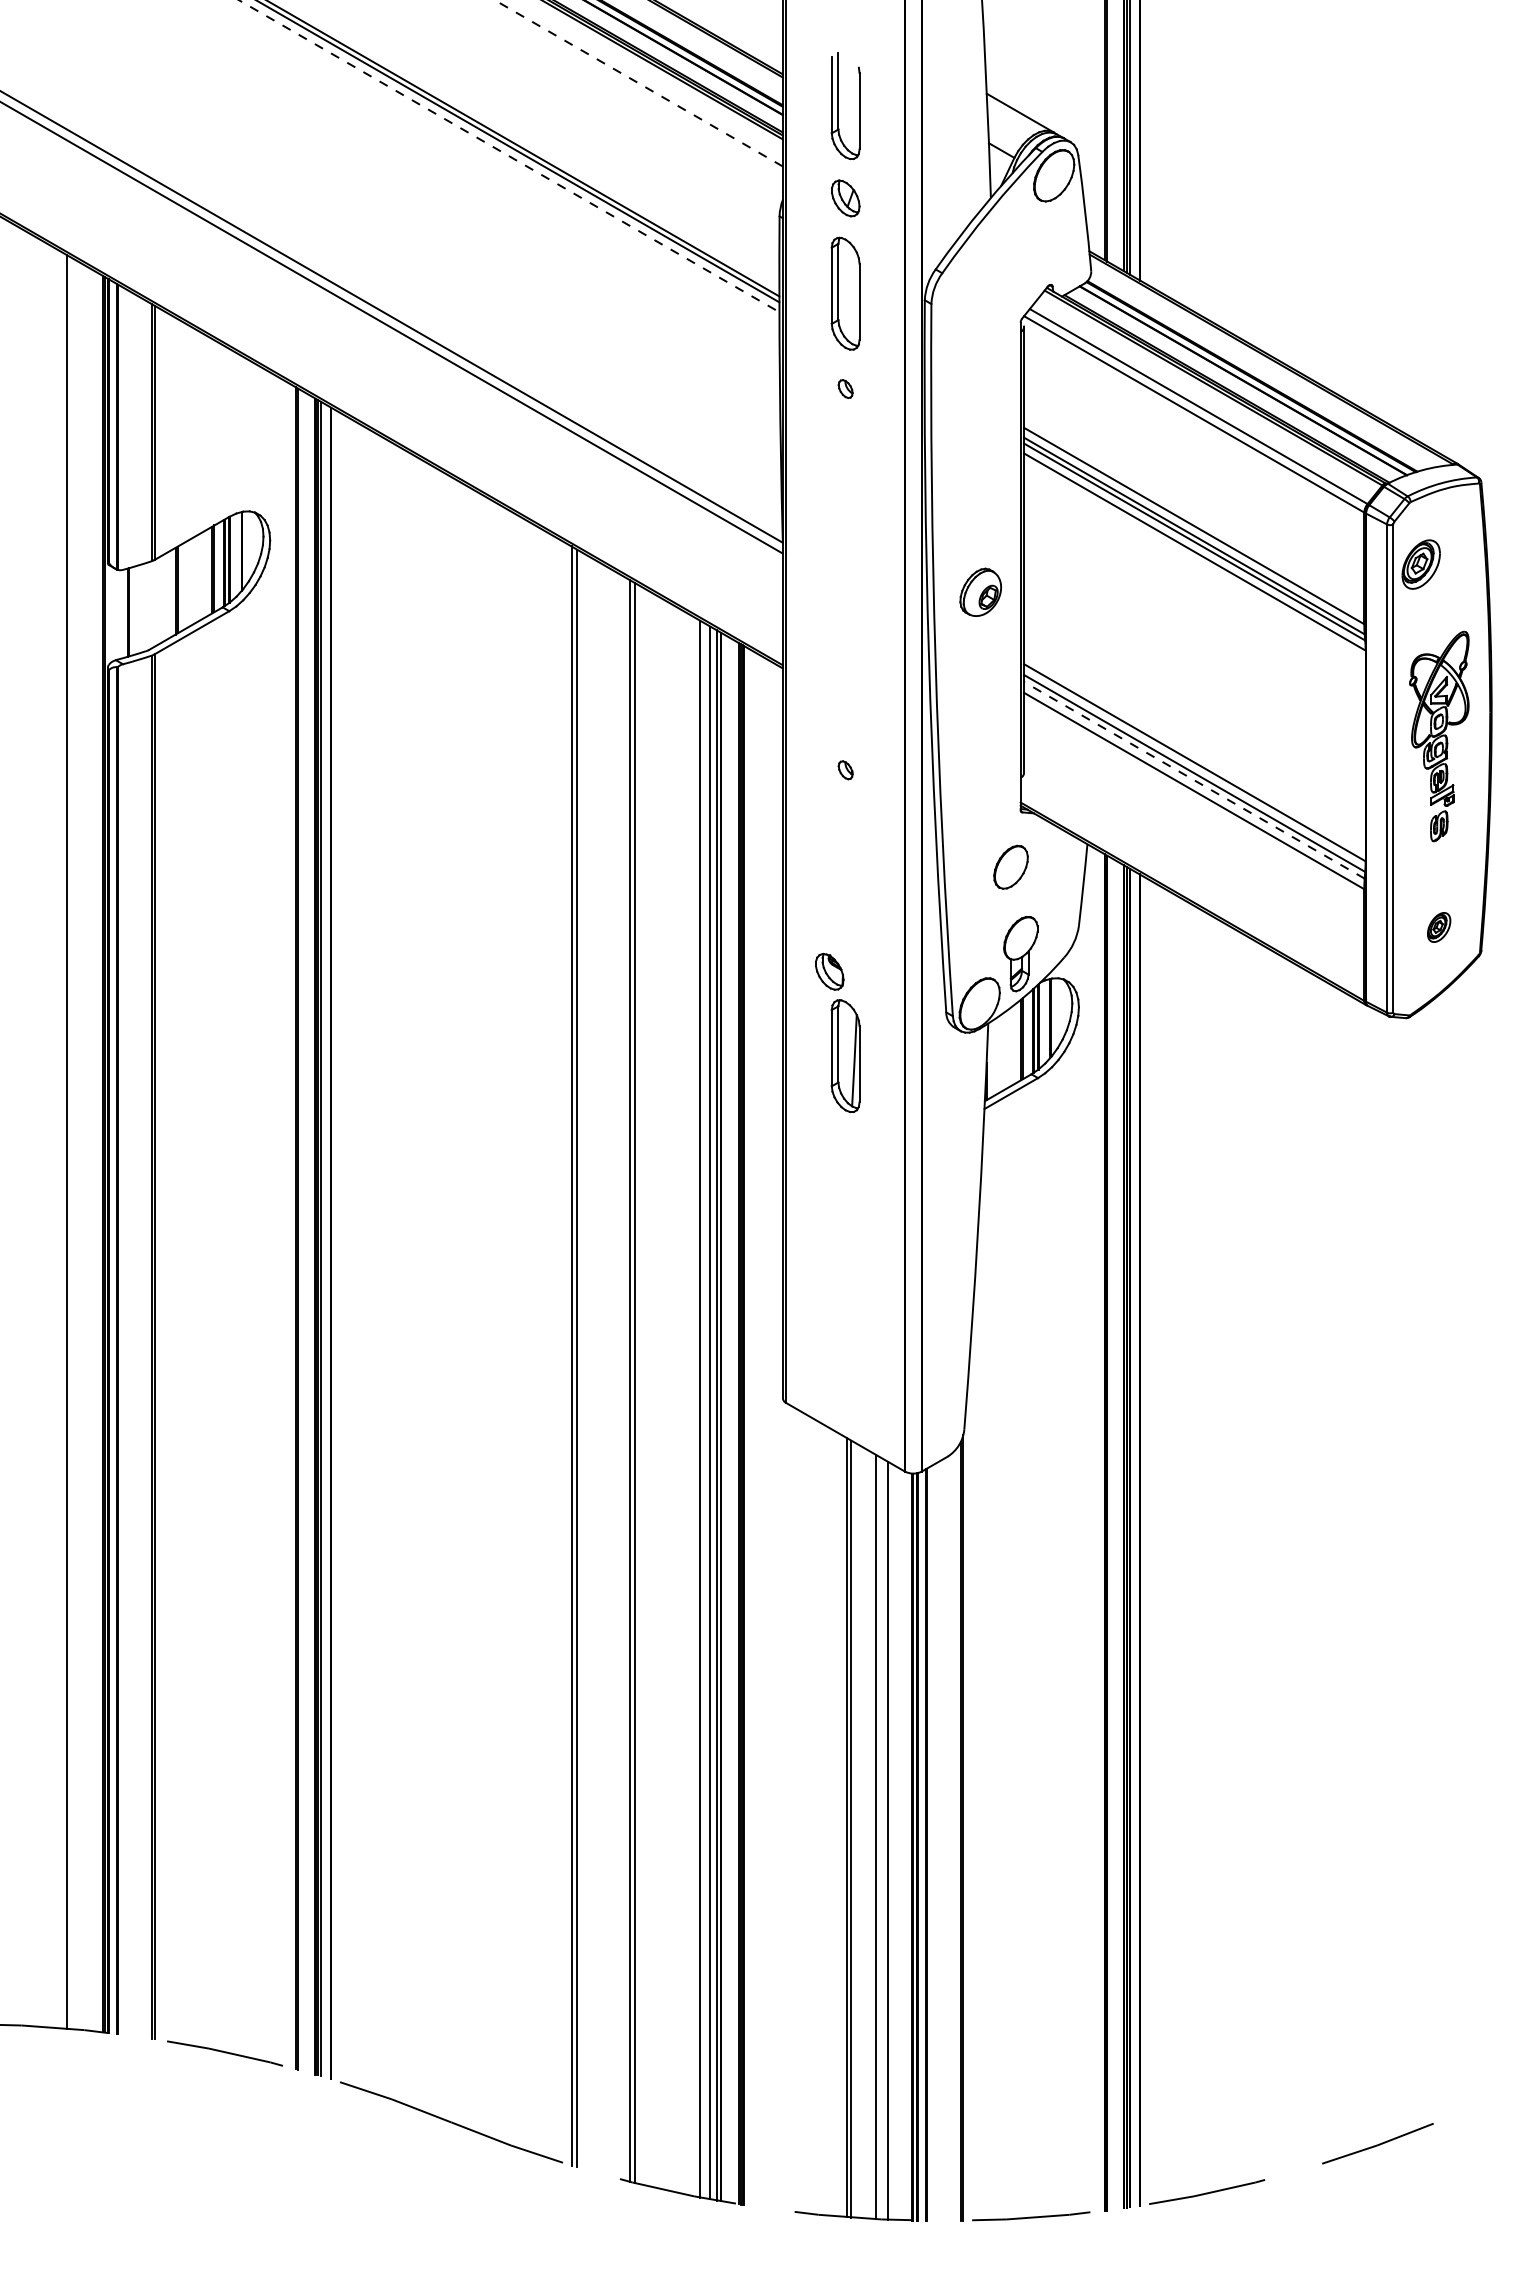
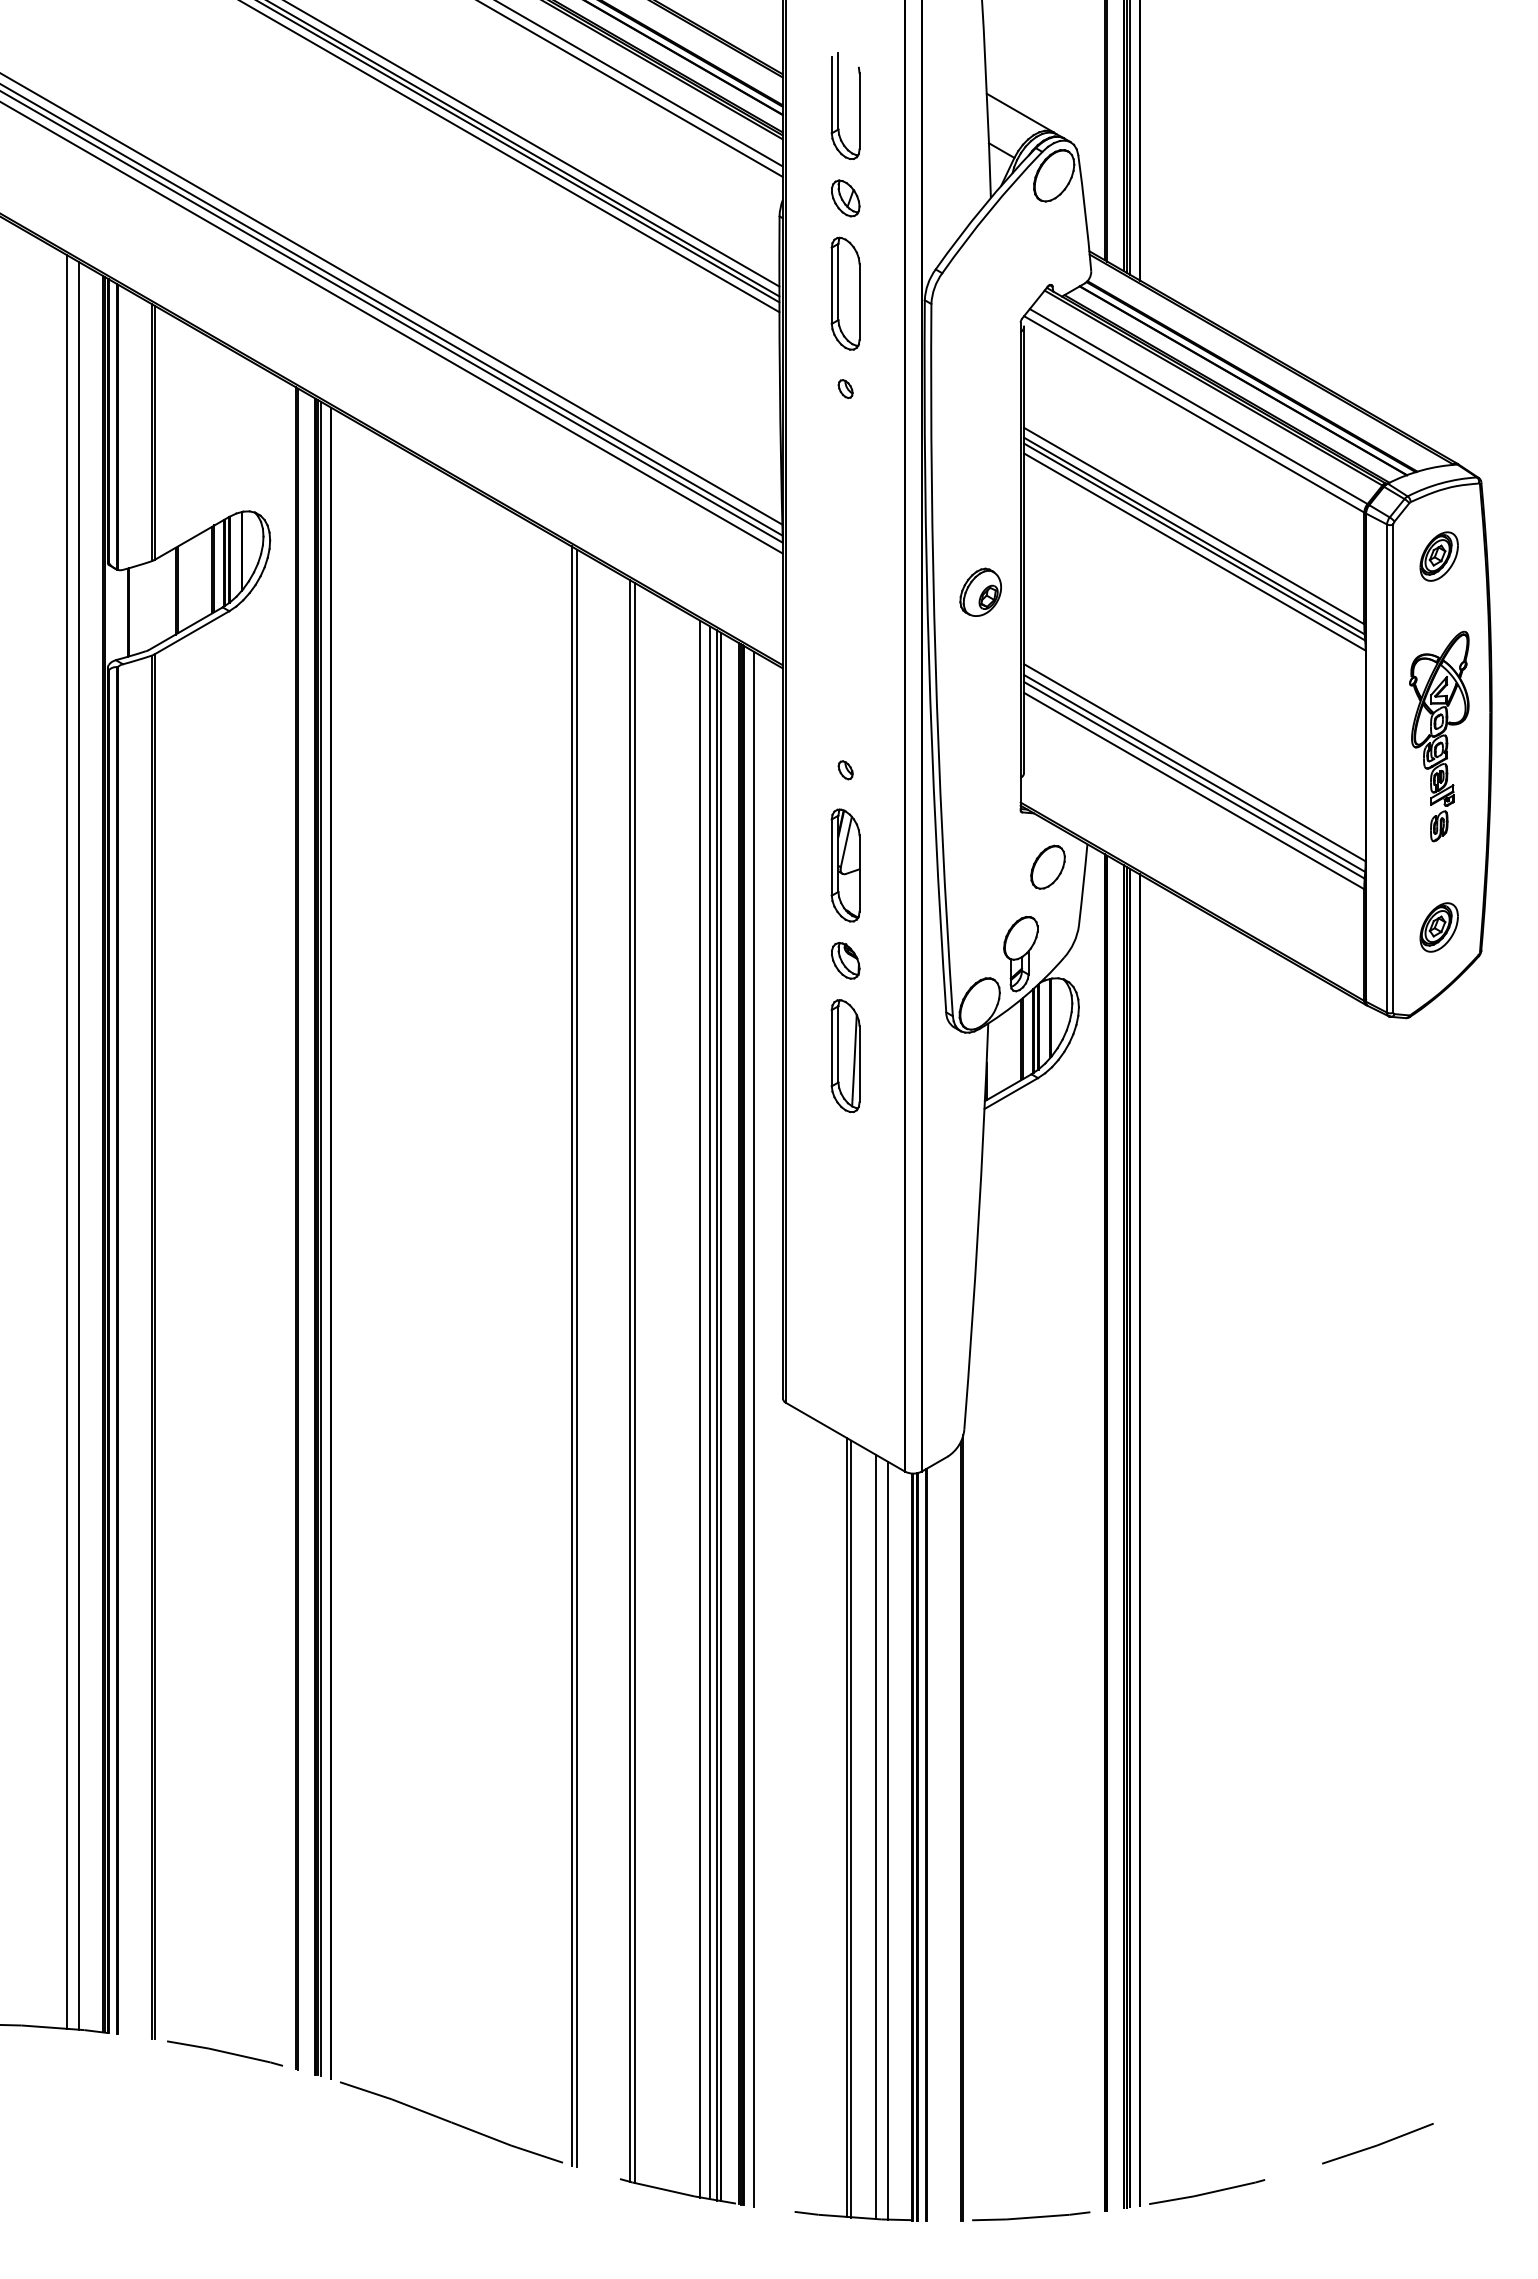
line: dashed -> solid (638, 83)
line: none -> present (631, 89)
line: none -> present (533, 144)
line: dashed -> solid (509, 156)
line: none -> present (392, 299)
line: none -> present (392, 310)
part position: (1420, 564) -> (1438, 556) (1438, 556)
line: dashed -> solid (1194, 780)
part: none -> present (845, 865)
part position: (1010, 866) -> (1047, 866) (1047, 866)
part size: 25x31 px -> 40x51 px (1438, 927)
part position: (829, 971) -> (845, 960) (845, 960)
line: none -> present (78, 1145)
line: none -> present (753, 1428)
